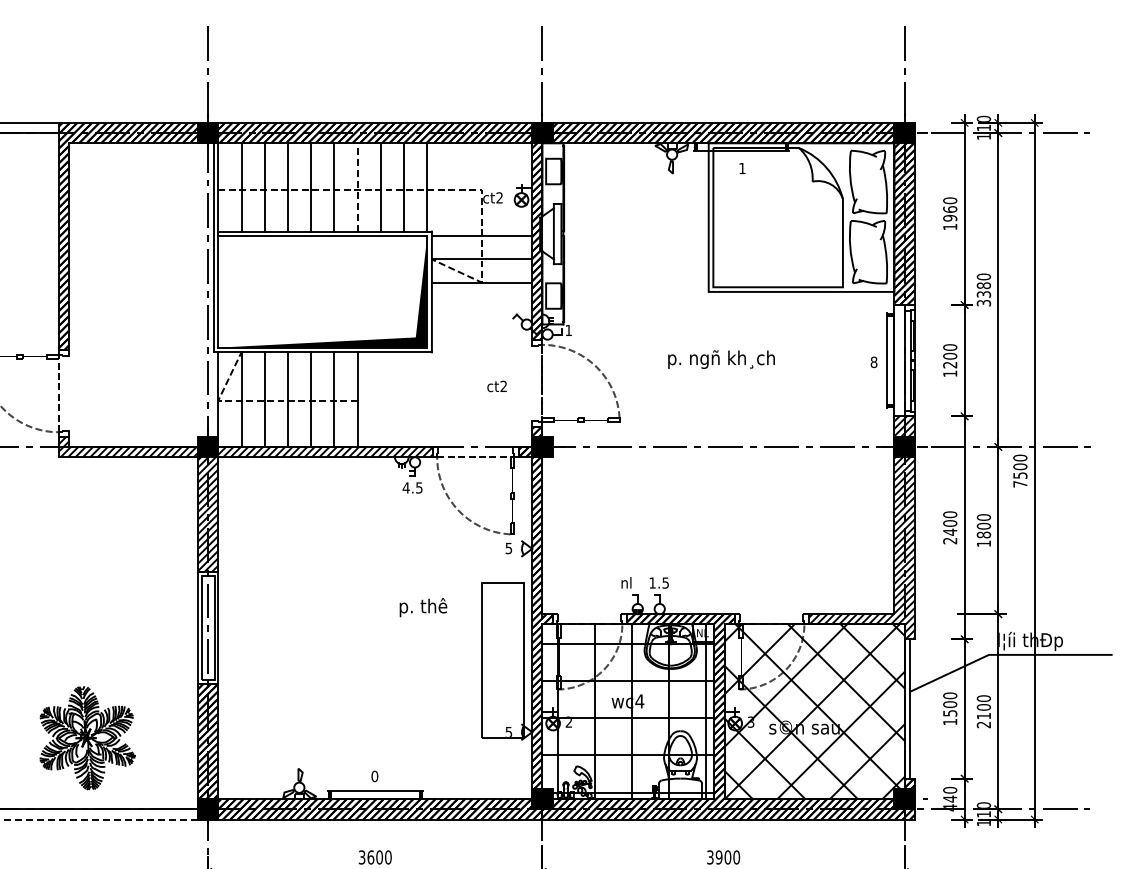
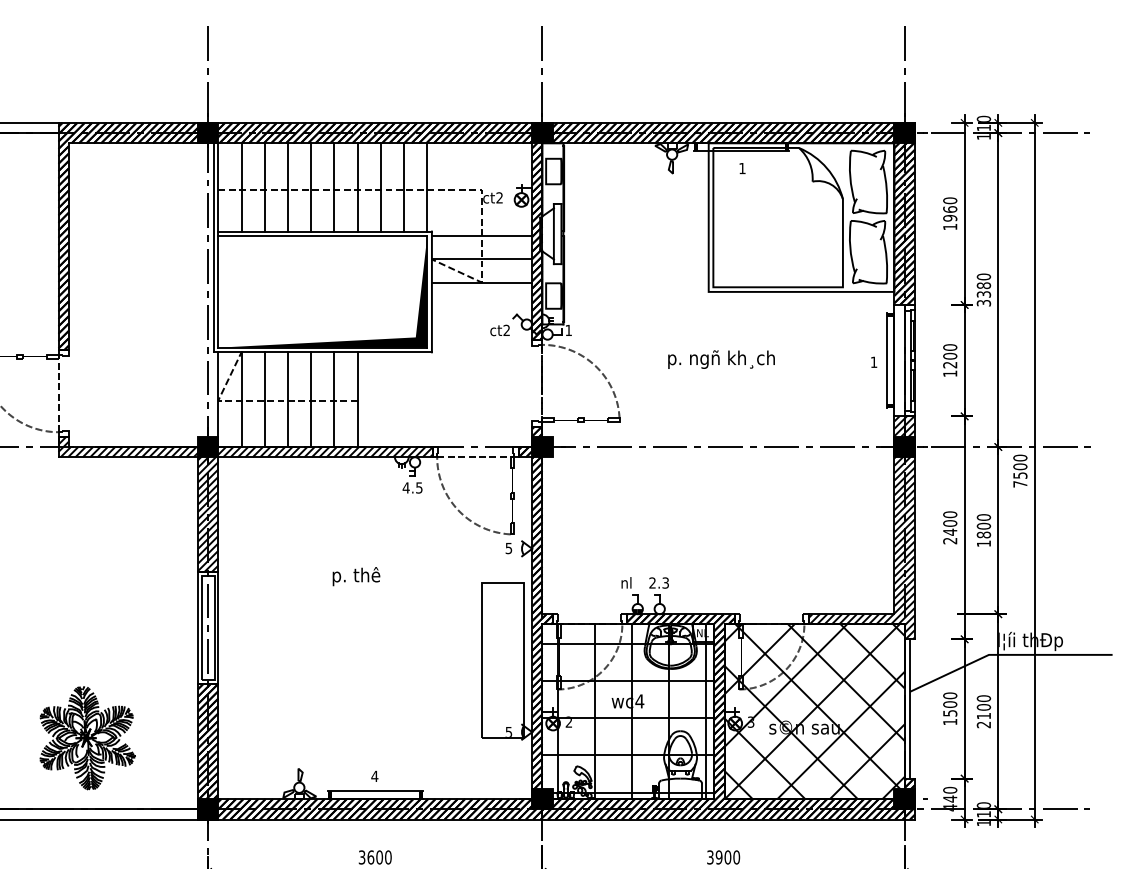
line: dashed -> solid (357, 186)
text: 8 -> 1 (873, 362)
text position: (496, 386) -> (499, 330) (499, 330)
text: 1.5 -> 2.3 (658, 582)
text position: (423, 607) -> (356, 576) (356, 576)
text: 0 -> 4 (374, 776)
line: dashed -> solid (99, 819)
